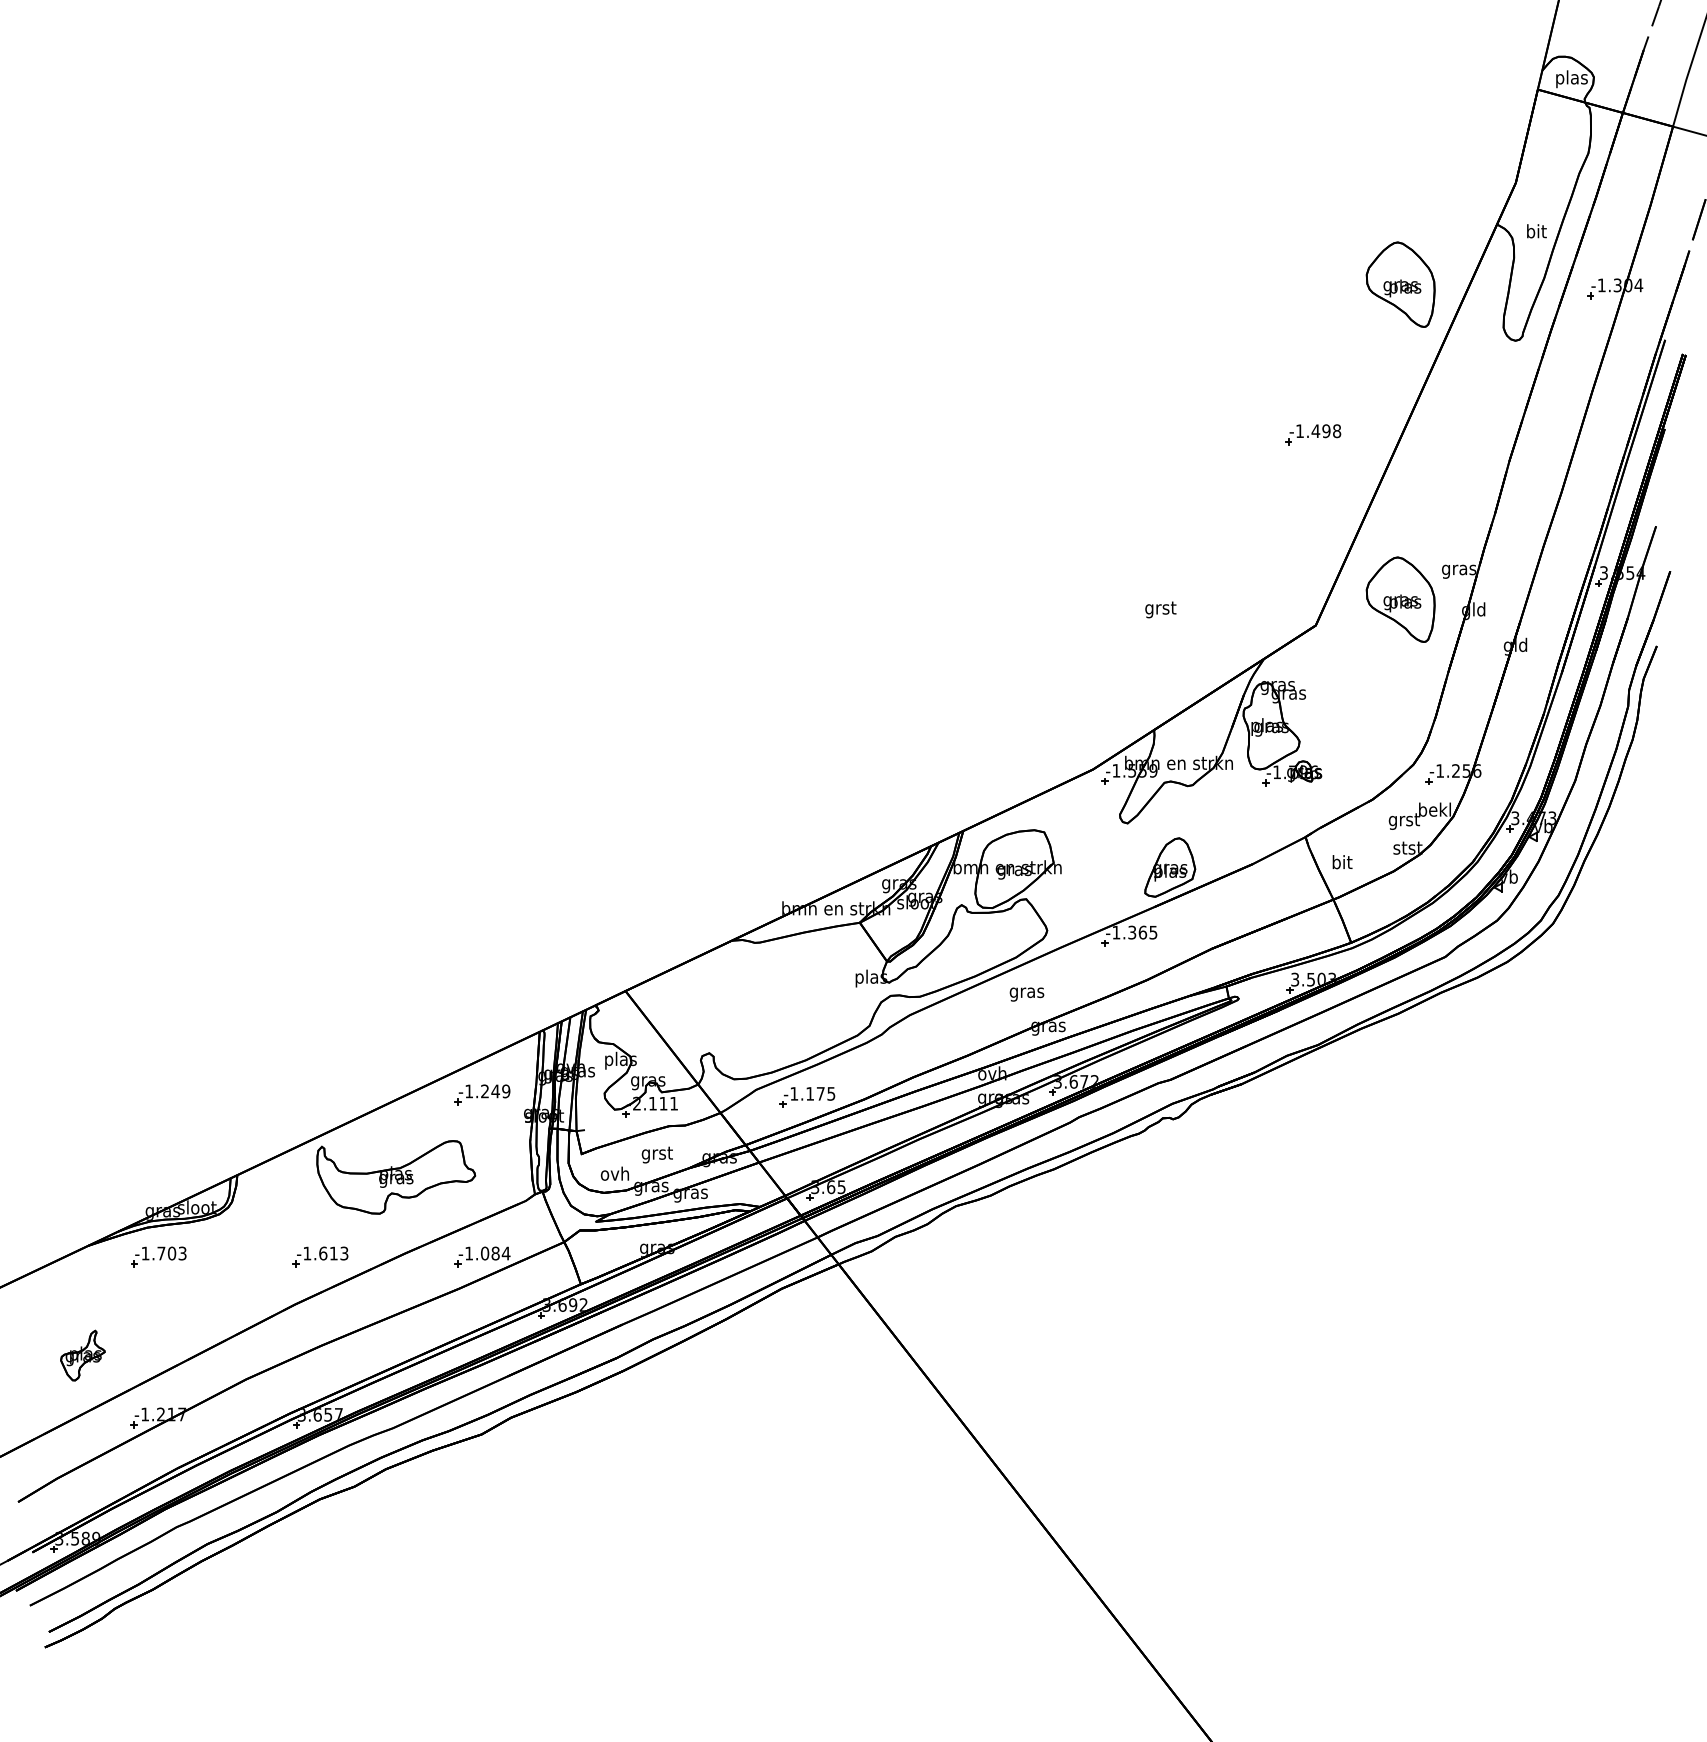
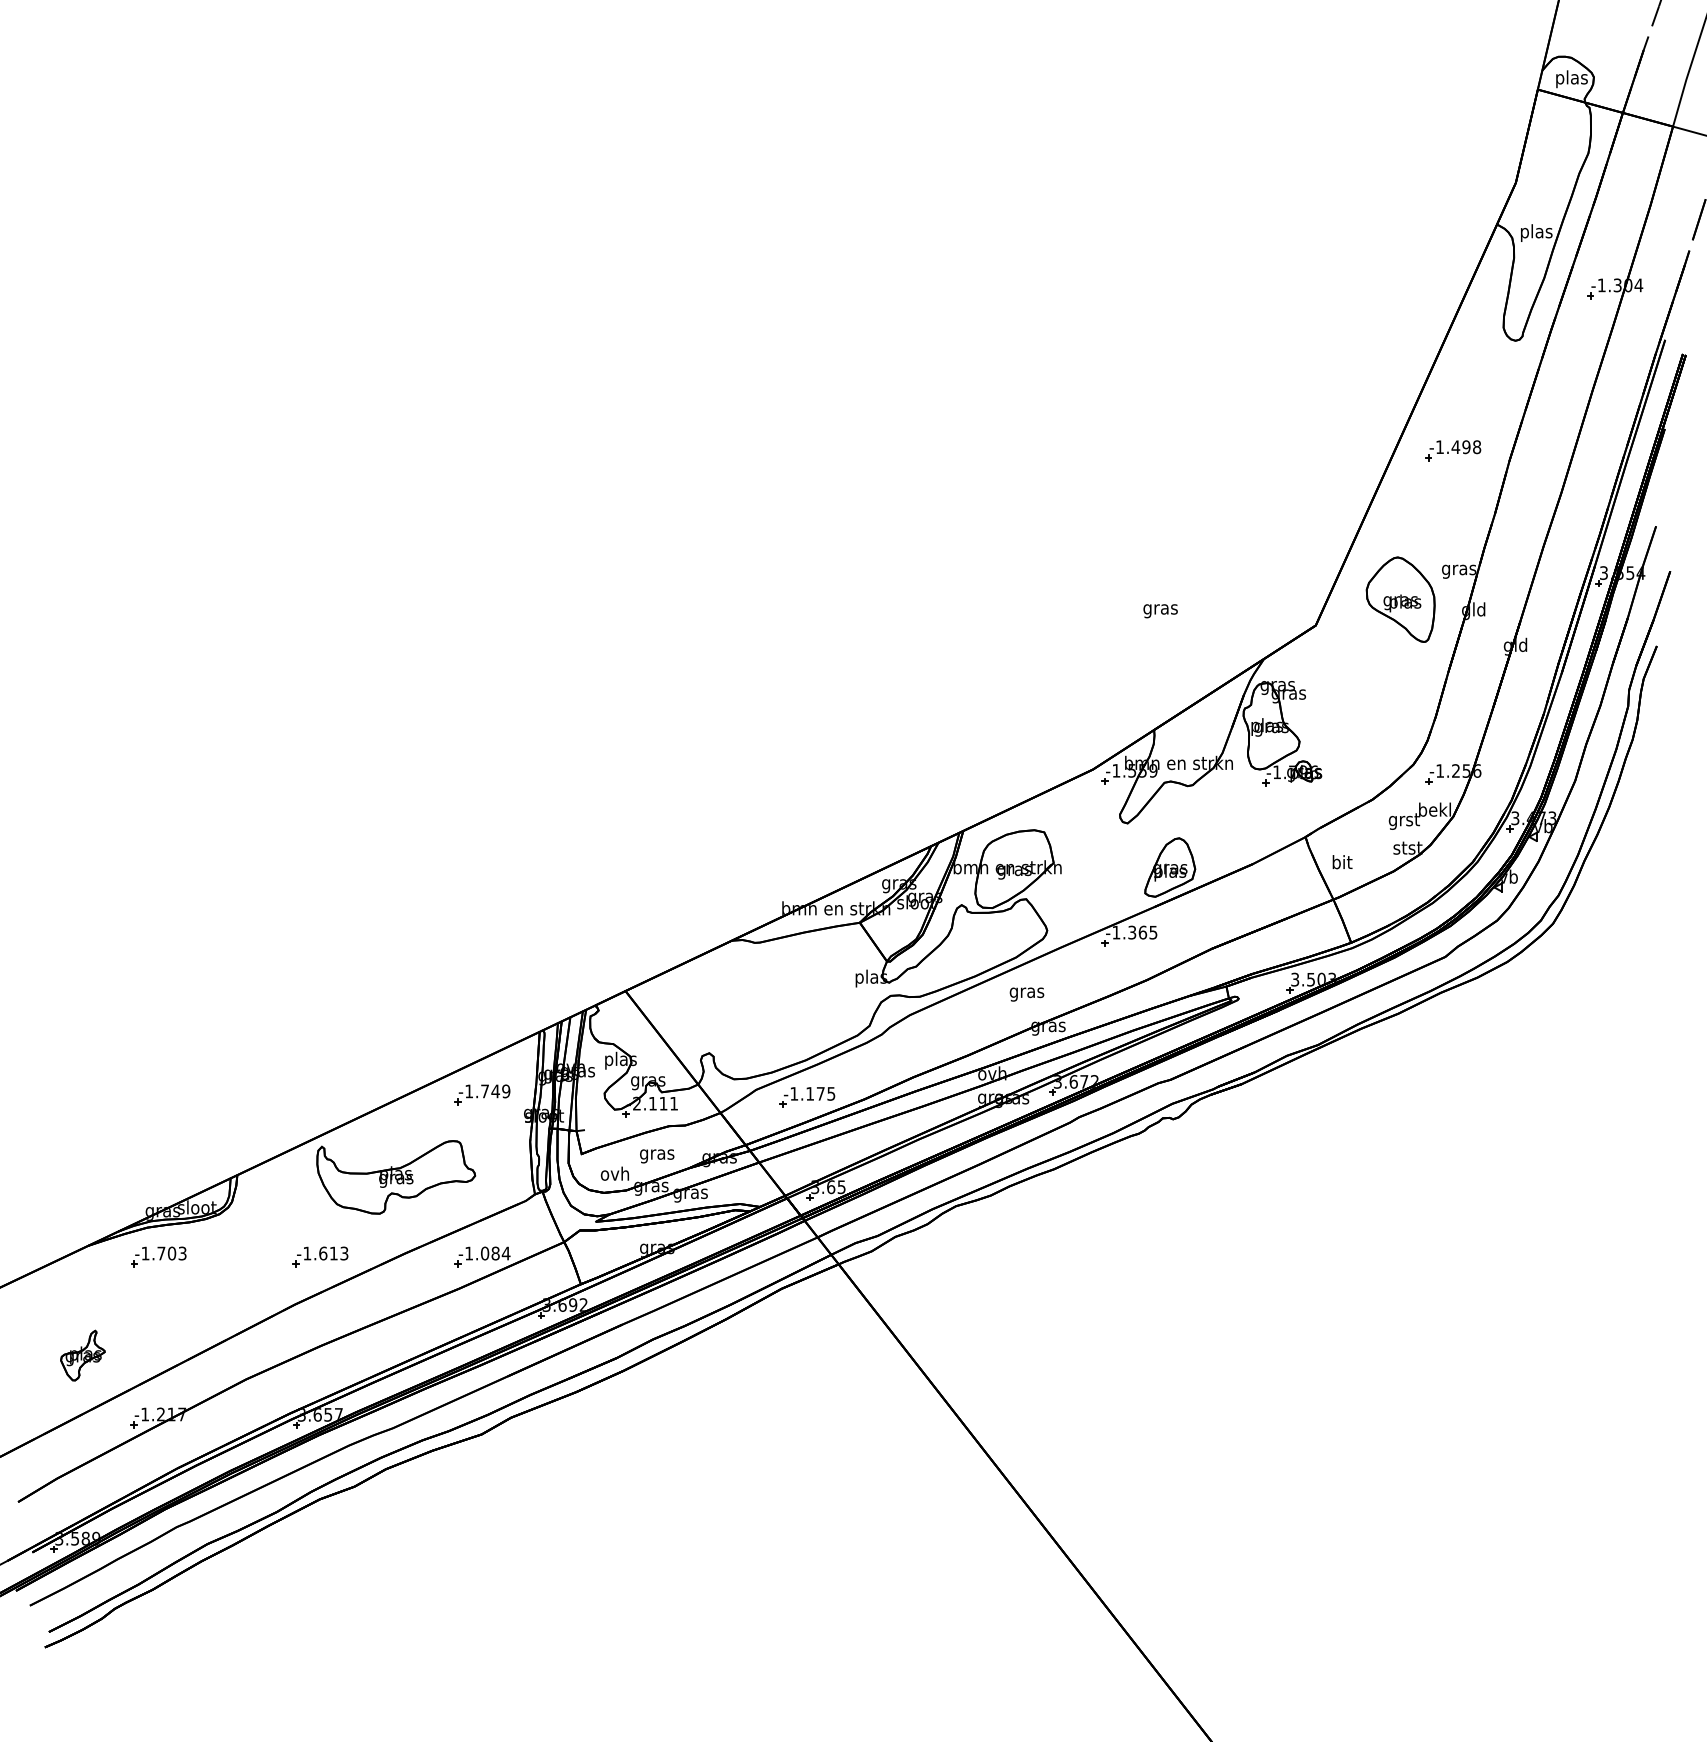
text: bit -> plas (1536, 232)
part: present -> none (1400, 284)
part position: (1313, 434) -> (1453, 450) (1453, 450)
text: grst -> gras (1160, 609)
text: -1.249 -> -1.749 (484, 1091)
text: grst -> gras (657, 1154)
